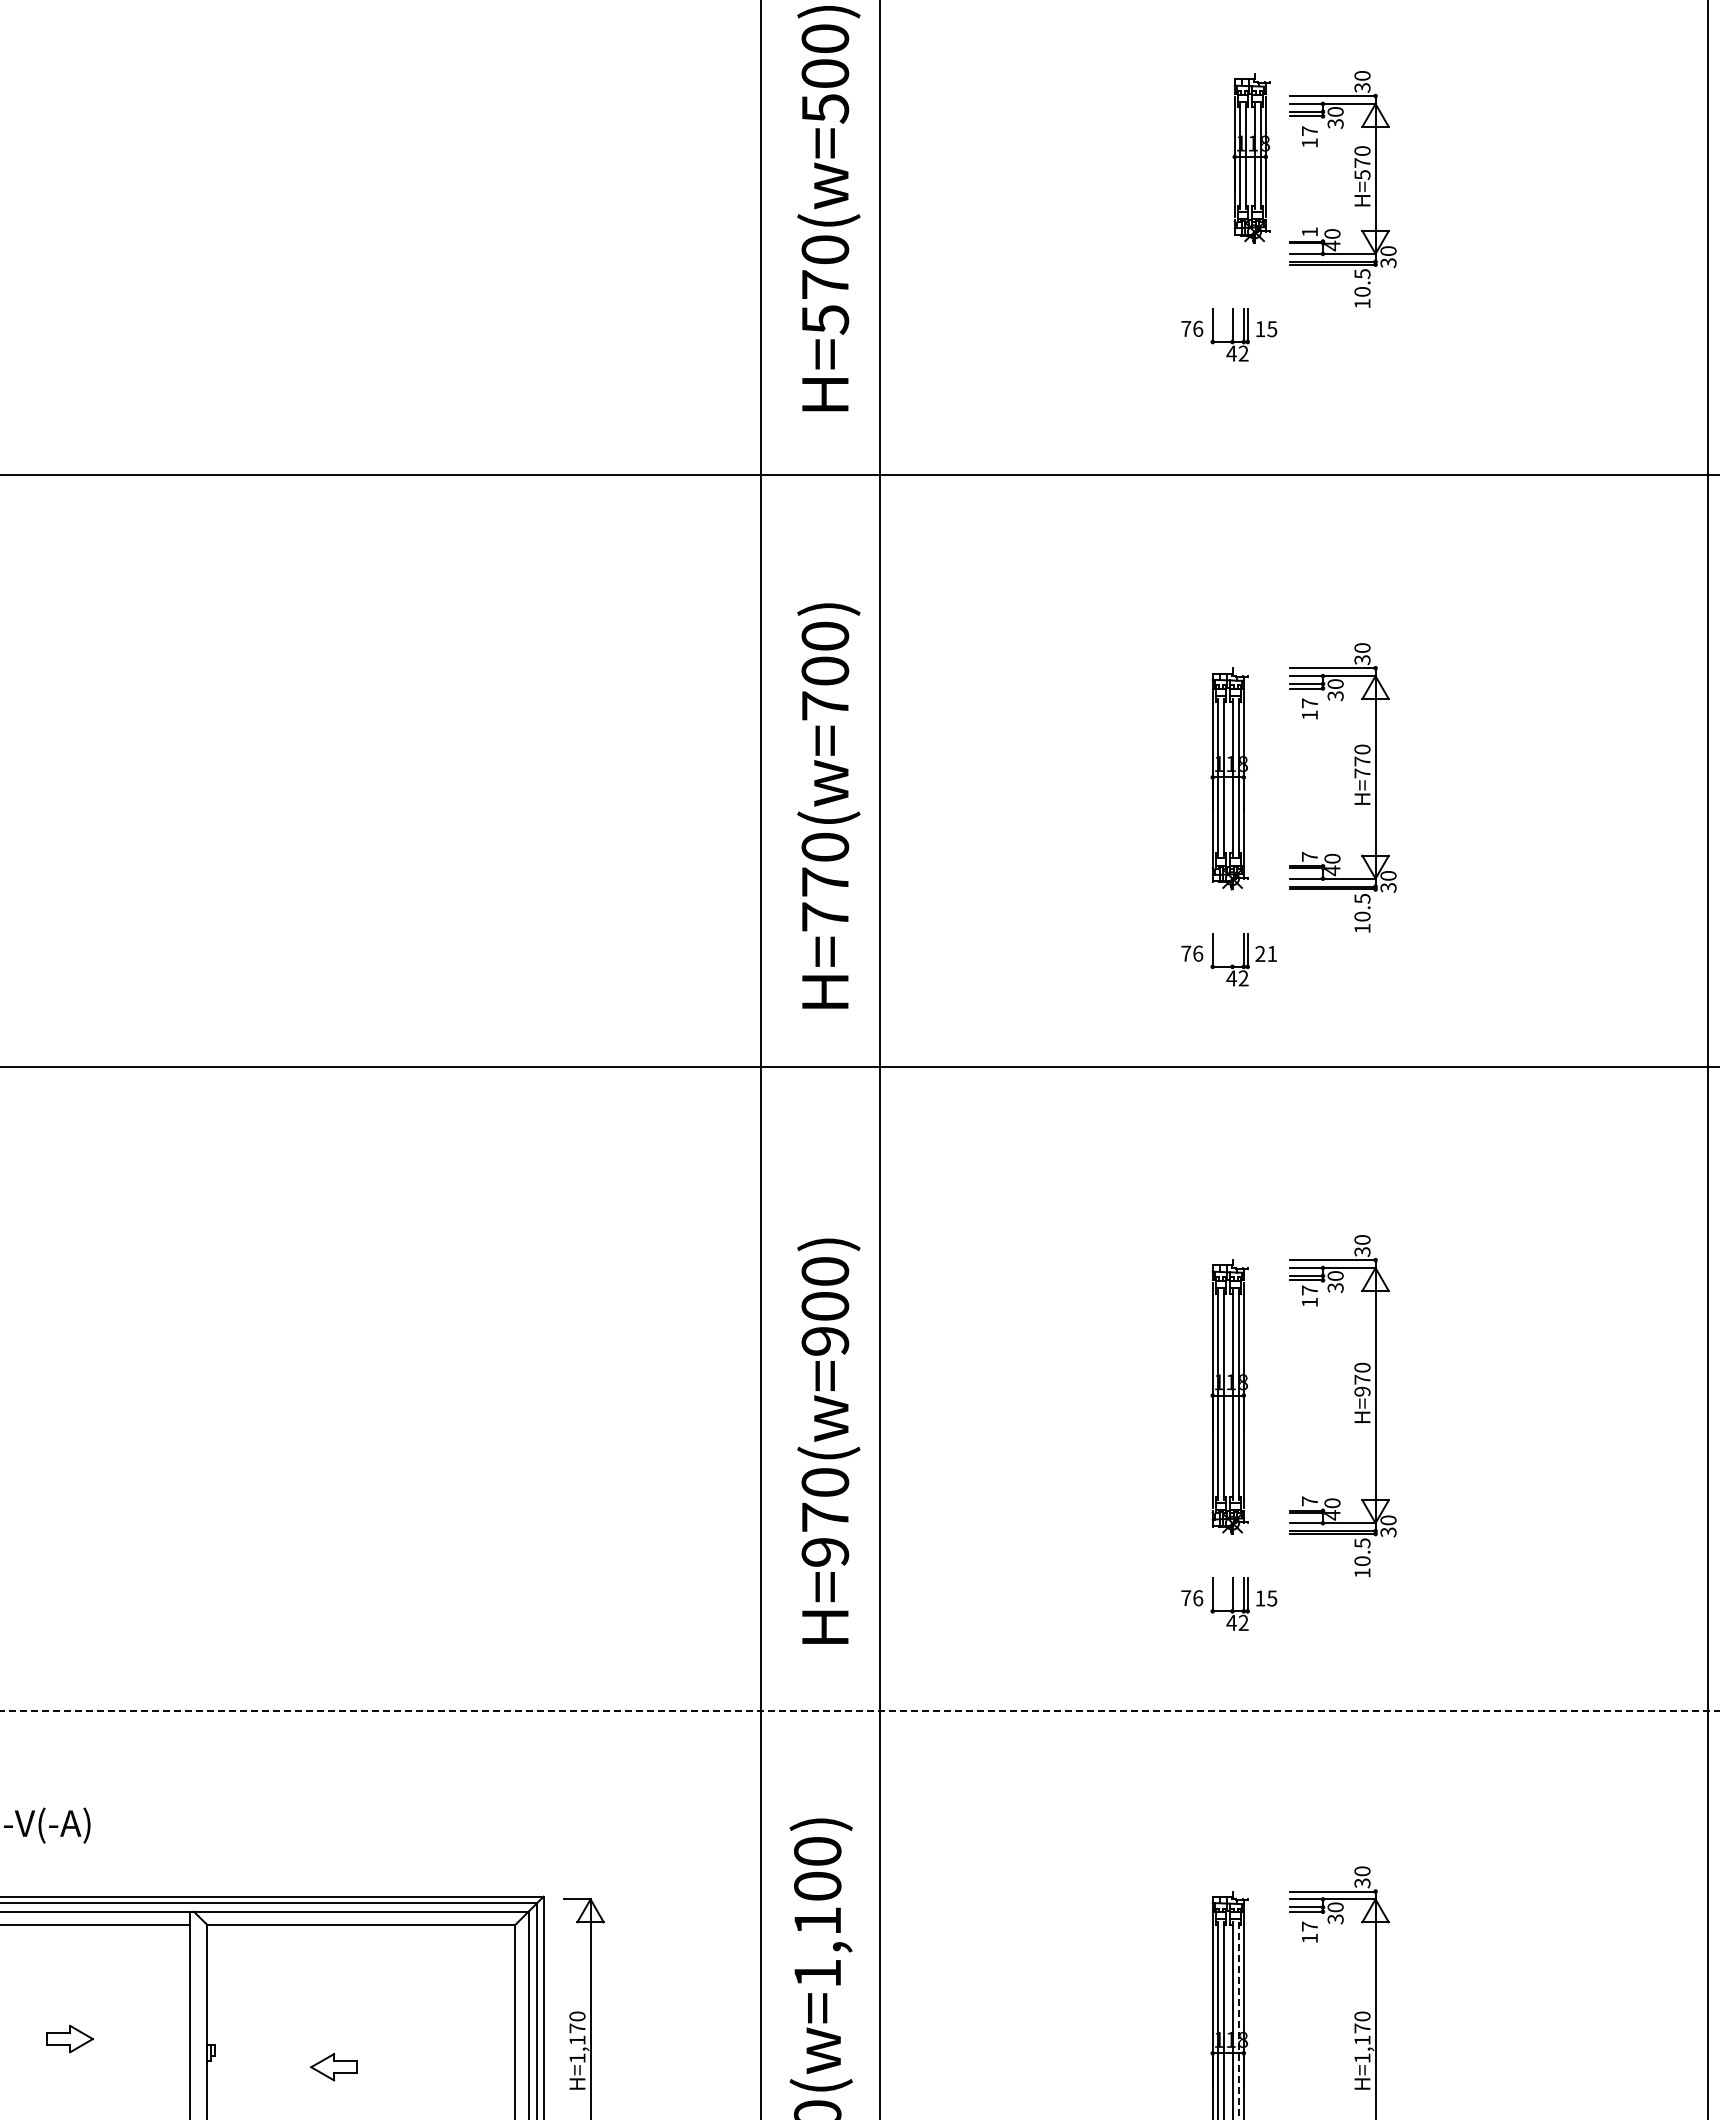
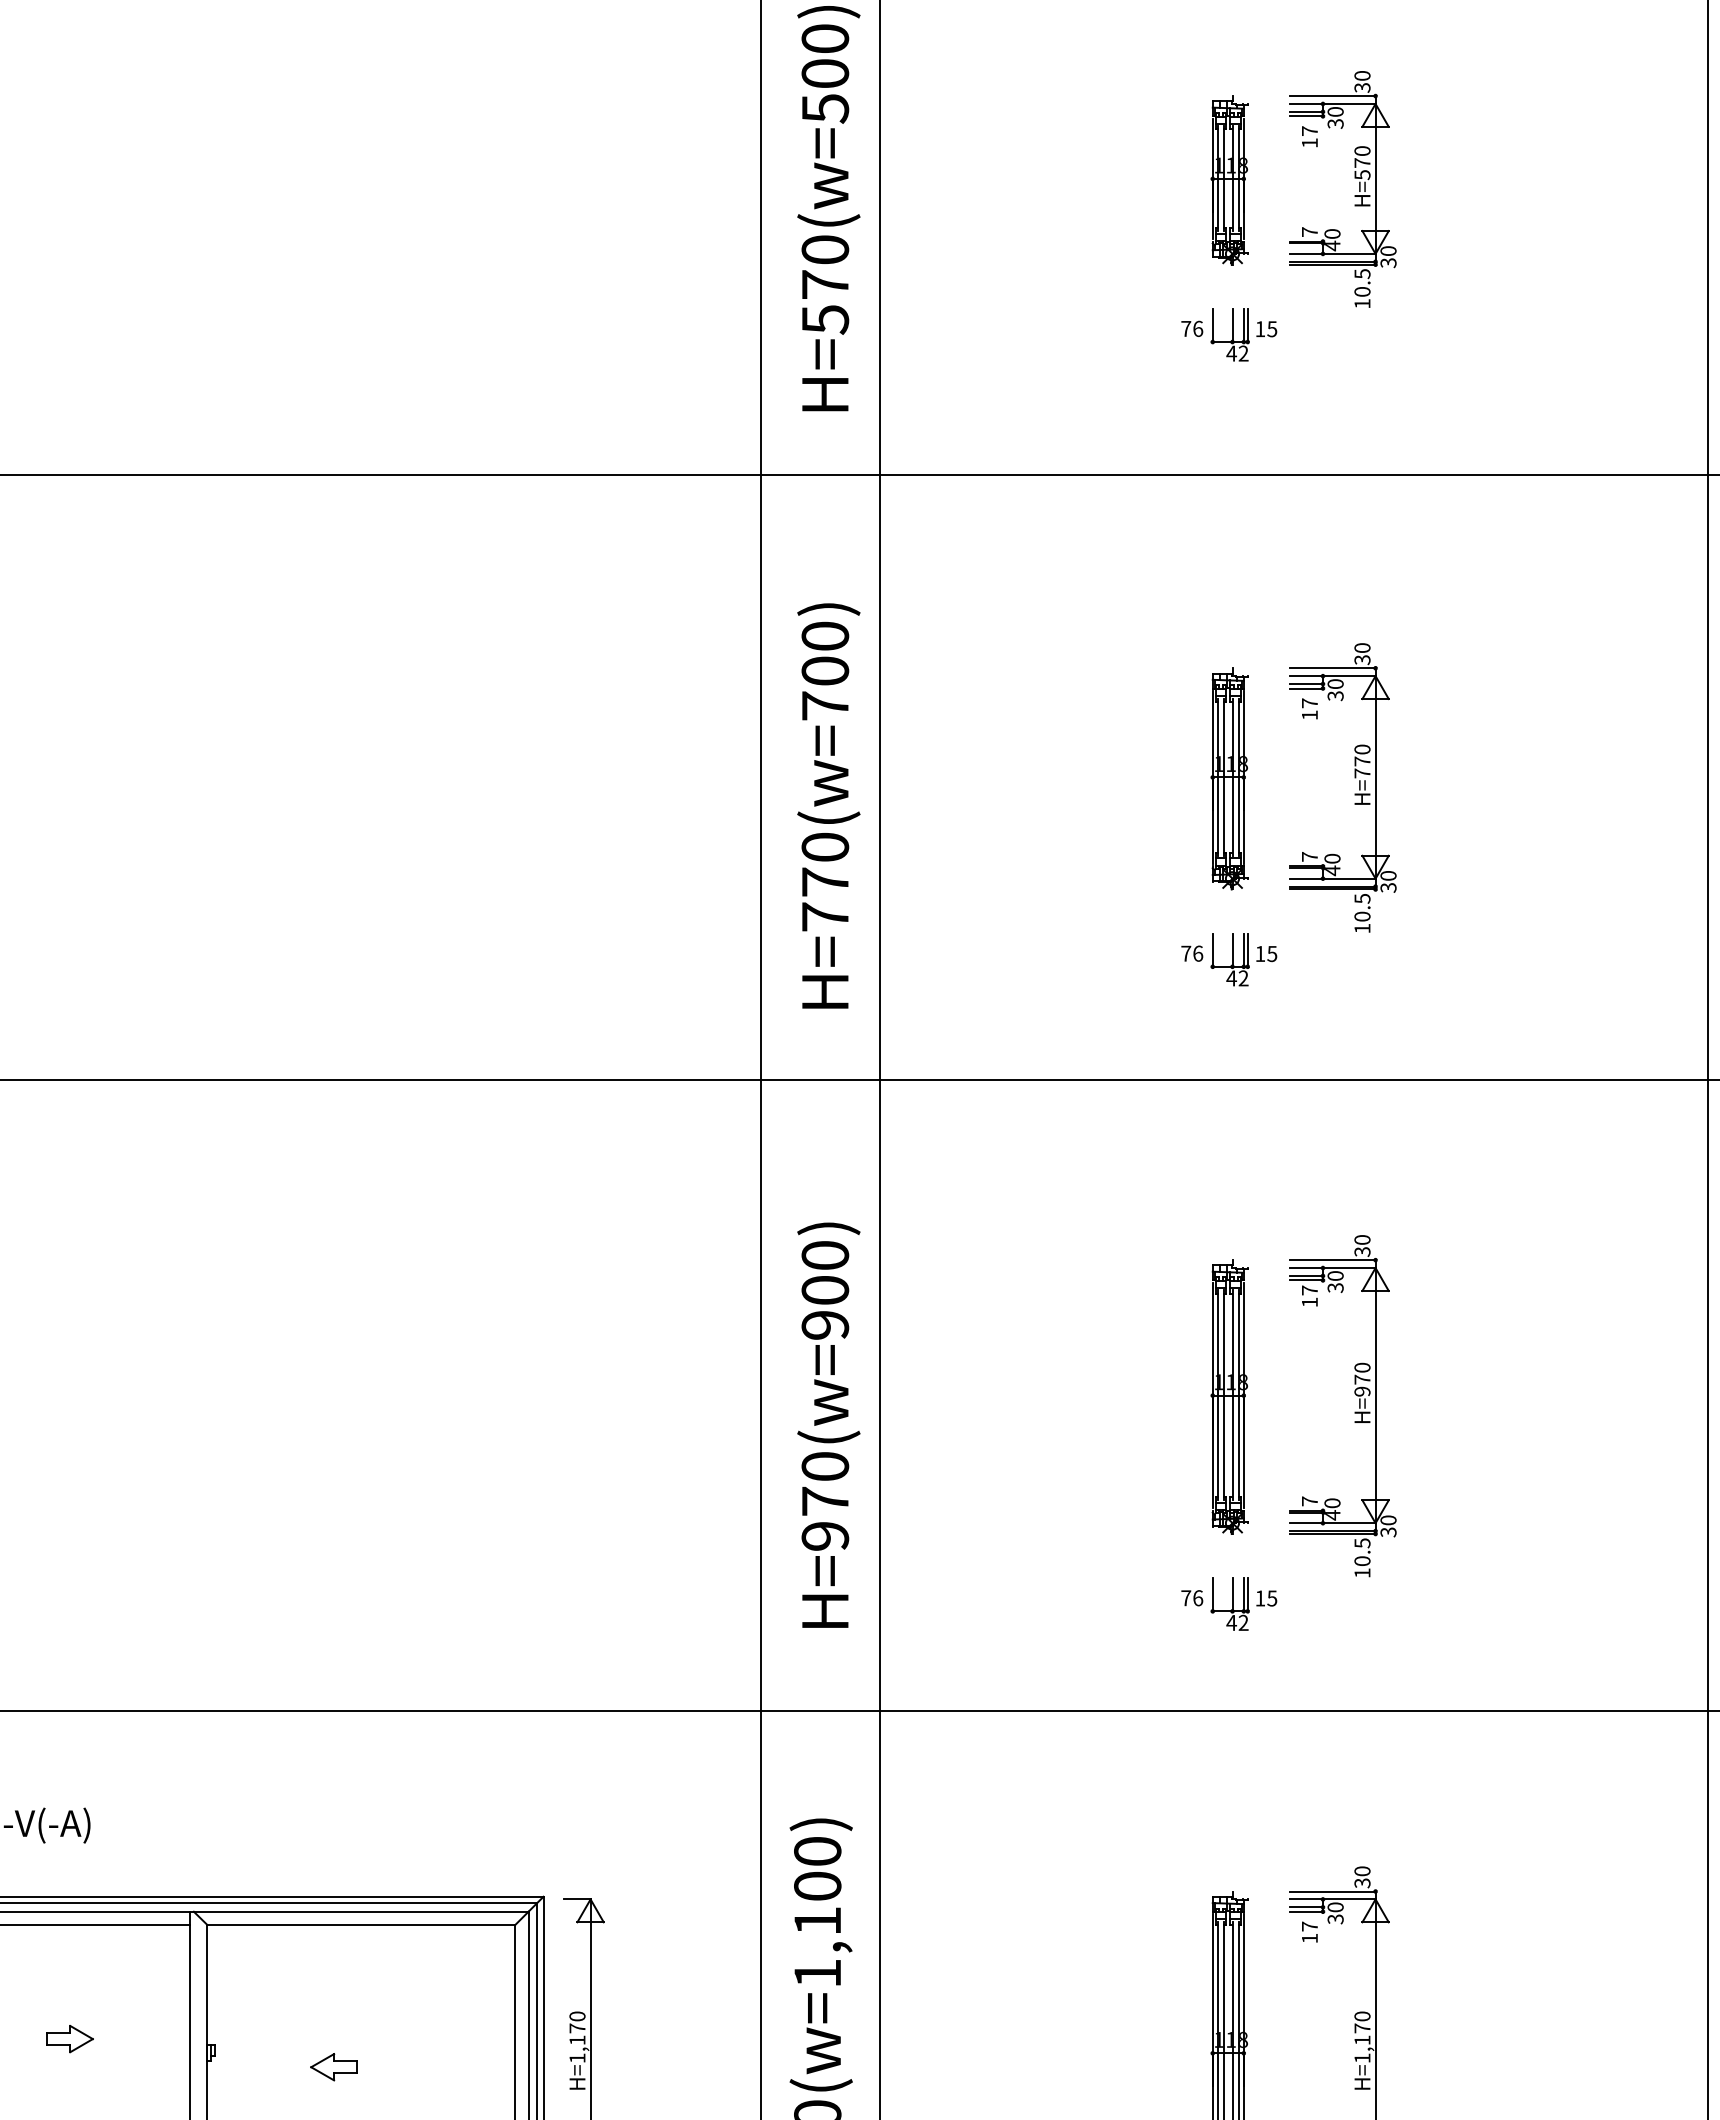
part position: (1251, 158) -> (1229, 180) (1229, 180)
text: 1 -> 7 (1309, 231)
line: none -> present (1232, 949)
text: 21 -> 15 (1266, 953)
line position: (859, 1066) -> (859, 1079) (859, 1079)
text position: (828, 1440) -> (828, 1424) (828, 1424)
line: dashed -> solid (860, 1711)
line: dashed -> solid (1238, 2020)
